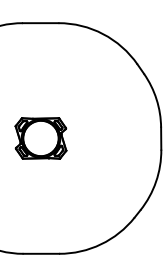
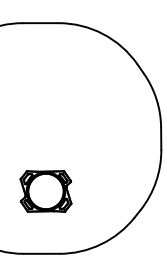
part position: (40, 138) -> (45, 191) (45, 191)
